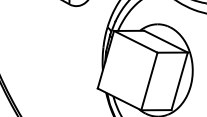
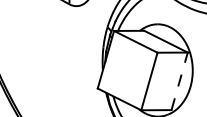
line: solid -> dashed (179, 81)
